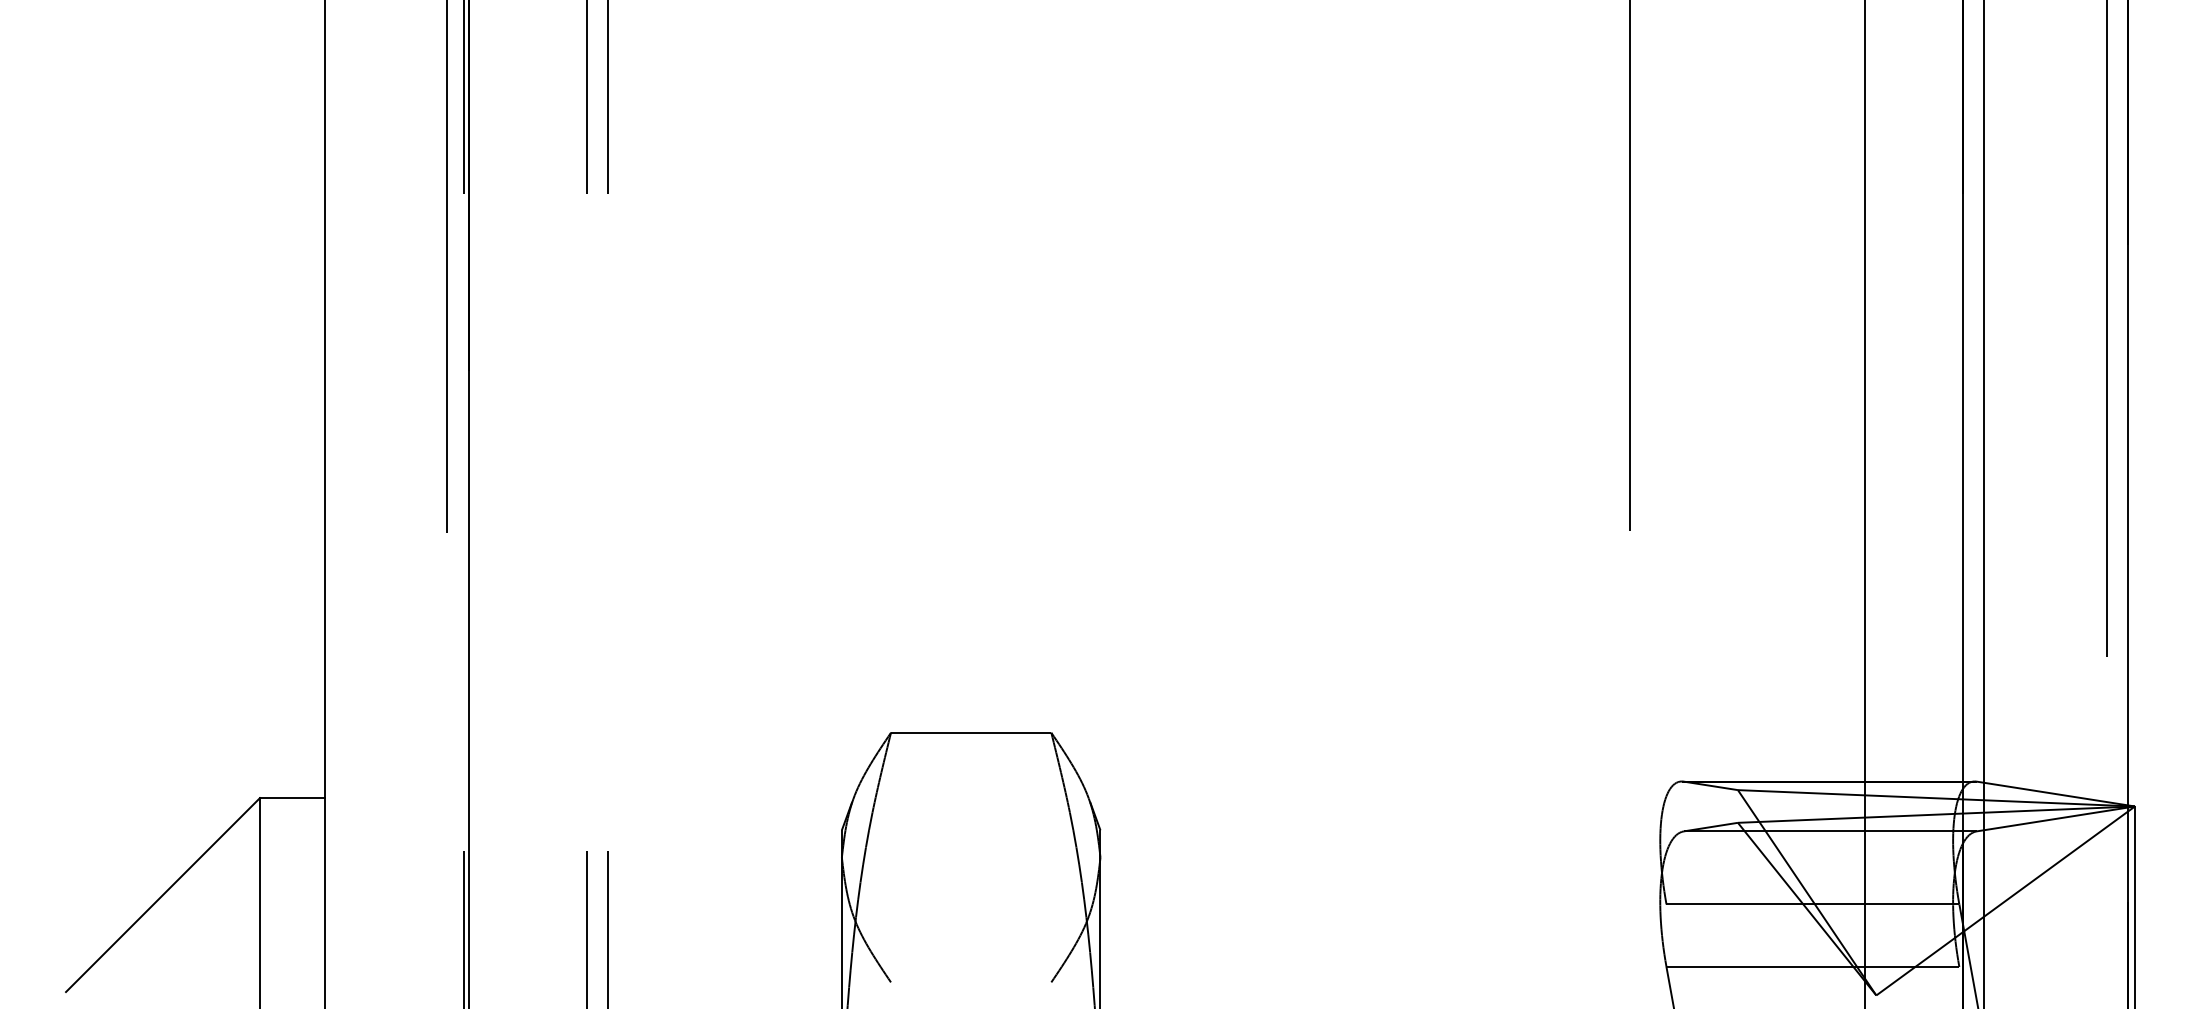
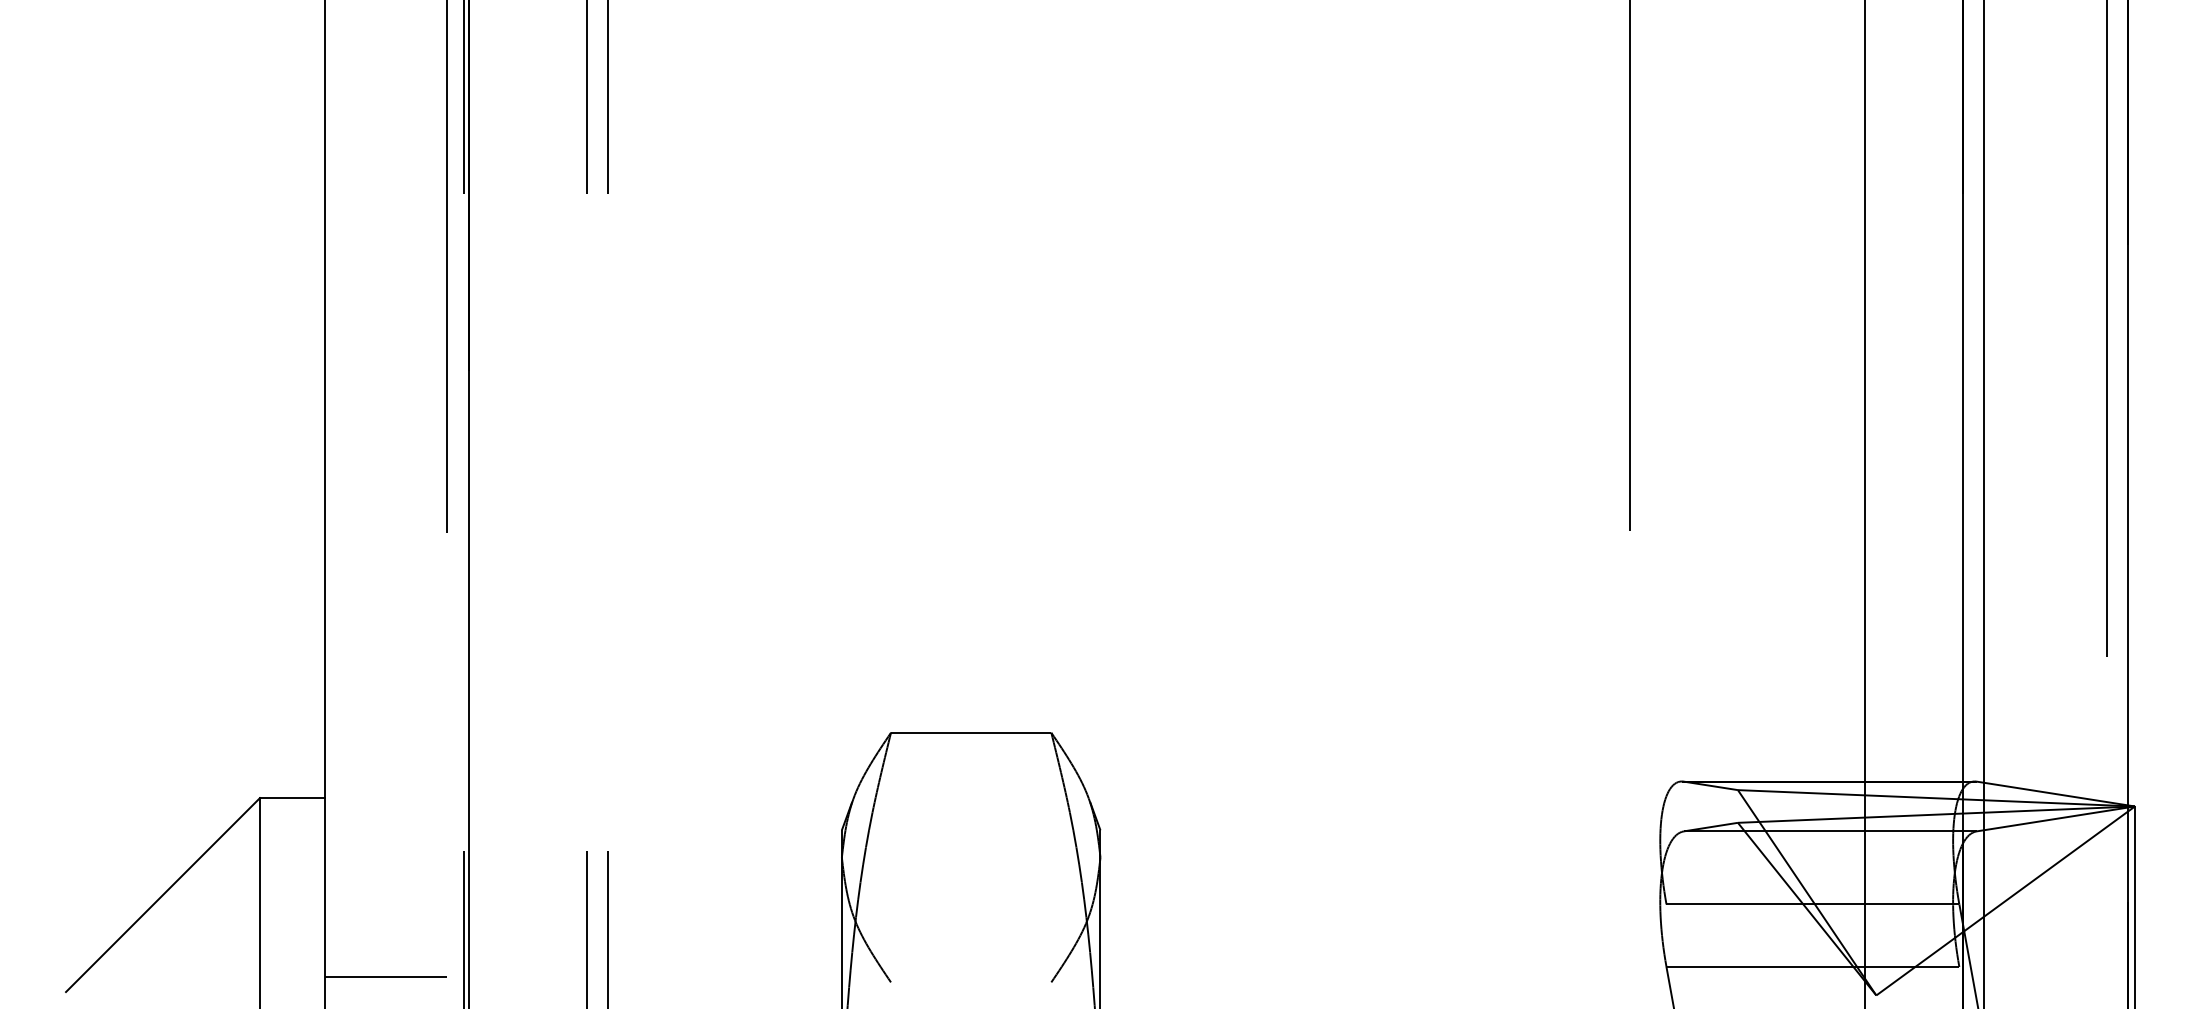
line: none -> present (385, 976)
